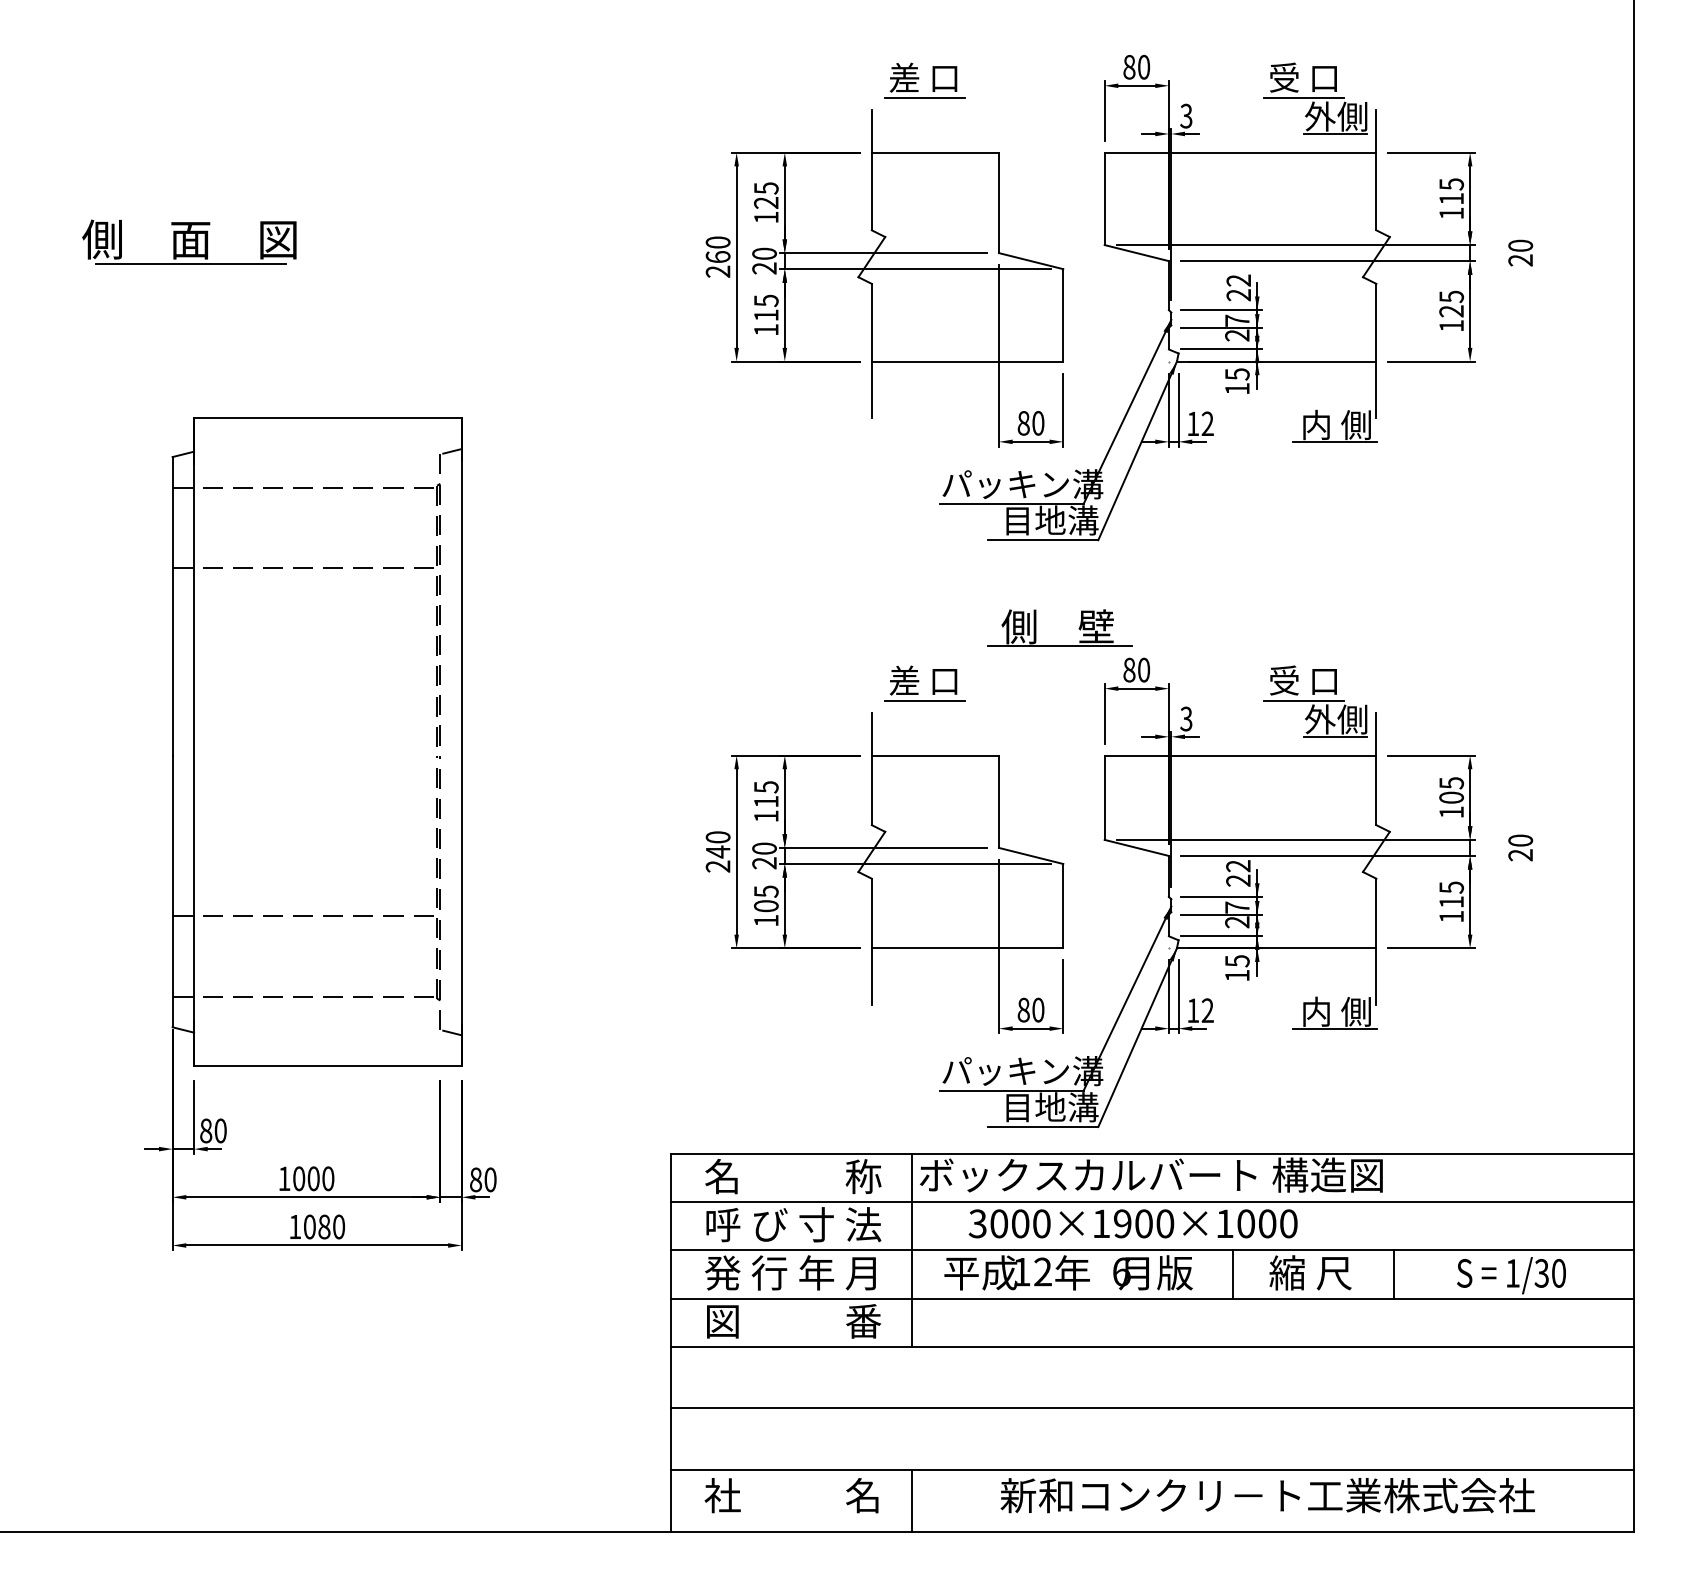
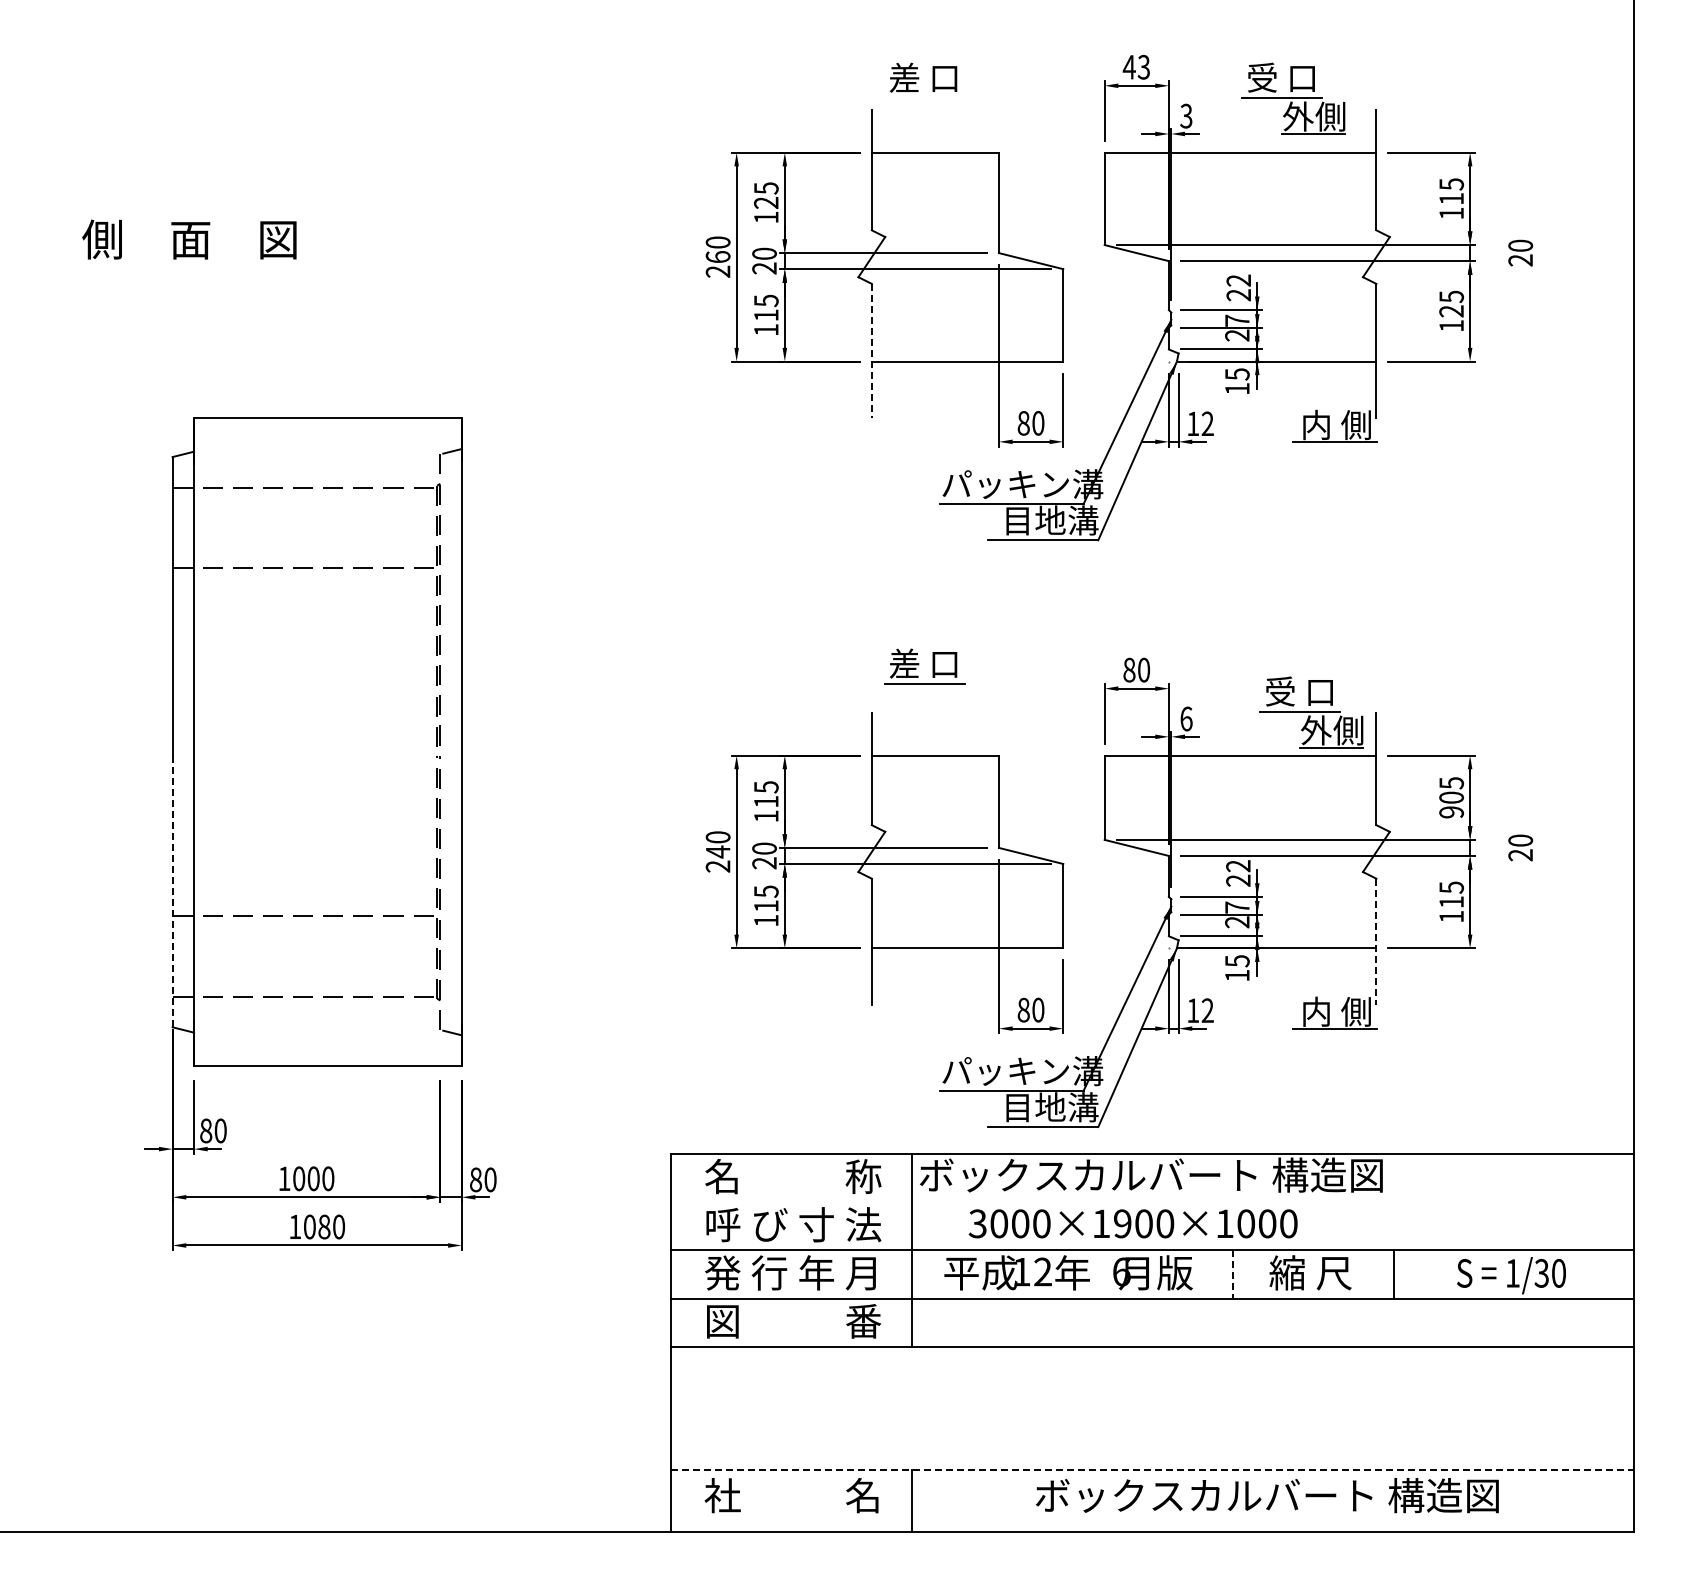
text: 80 -> 43 (1136, 67)
line: present -> none (925, 98)
part position: (1315, 98) -> (1293, 98) (1293, 98)
line: present -> none (190, 264)
line: solid -> dashed (871, 350)
part: present -> none (1059, 645)
part position: (924, 683) -> (924, 666) (924, 666)
part position: (1315, 701) -> (1311, 712) (1311, 712)
text: 3 -> 6 (1186, 718)
text: 105 -> 905 (1451, 812)
line: solid -> dashed (172, 891)
text: 105 -> 115 (766, 906)
line: solid -> dashed (1376, 941)
line: present -> none (1152, 1202)
line: solid -> dashed (1232, 1274)
line: present -> none (1152, 1408)
line: solid -> dashed (1152, 1469)
text: 新和コンクリ－ト工業株式会社 -> ボックスカルバート 構造図 (1267, 1495)
